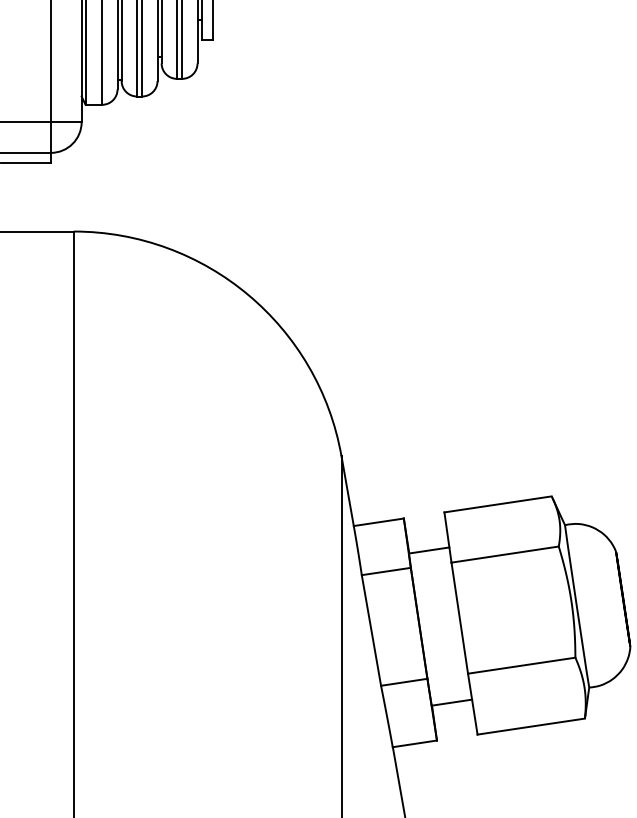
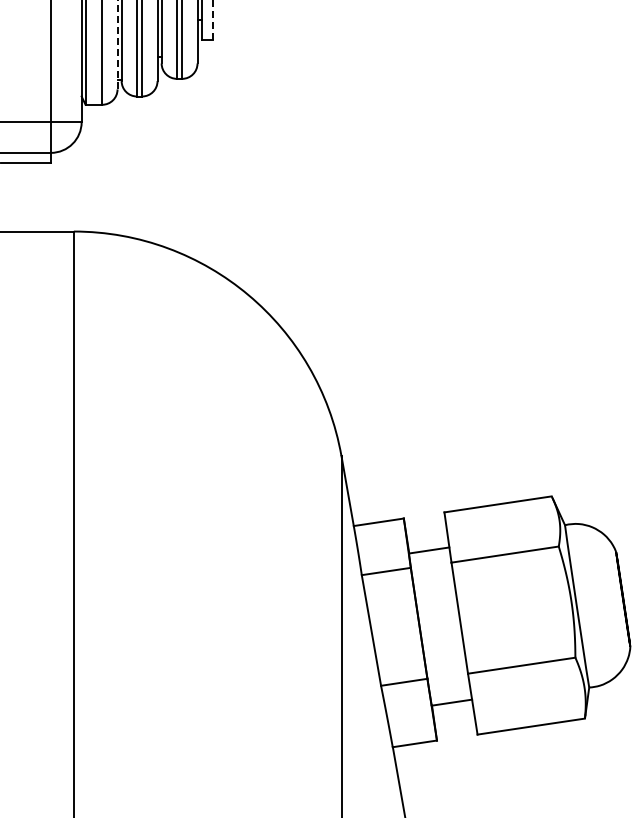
line: solid -> dashed (212, 20)
line: solid -> dashed (117, 44)
